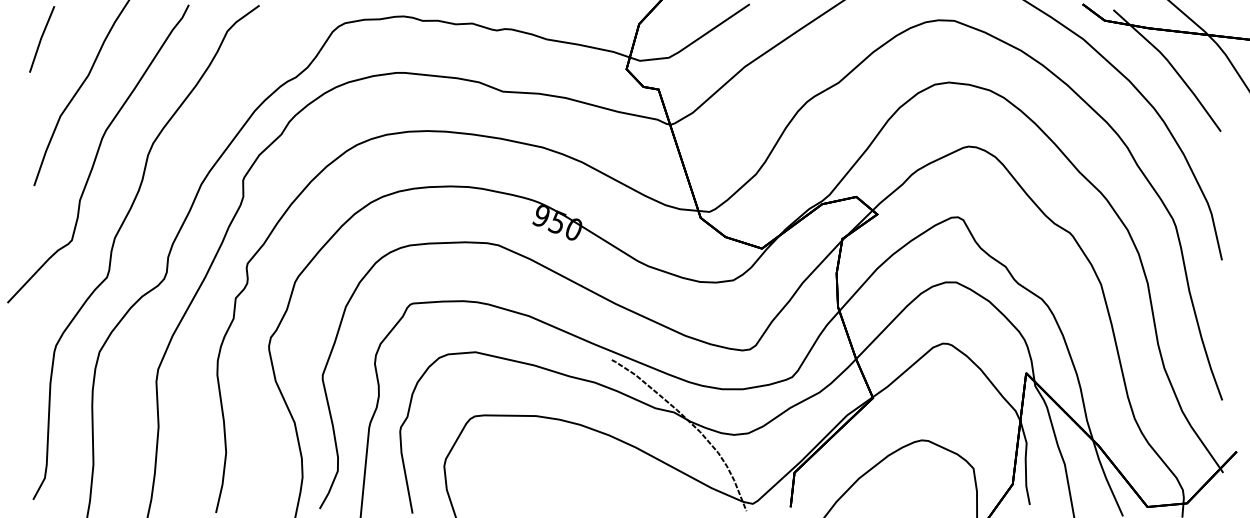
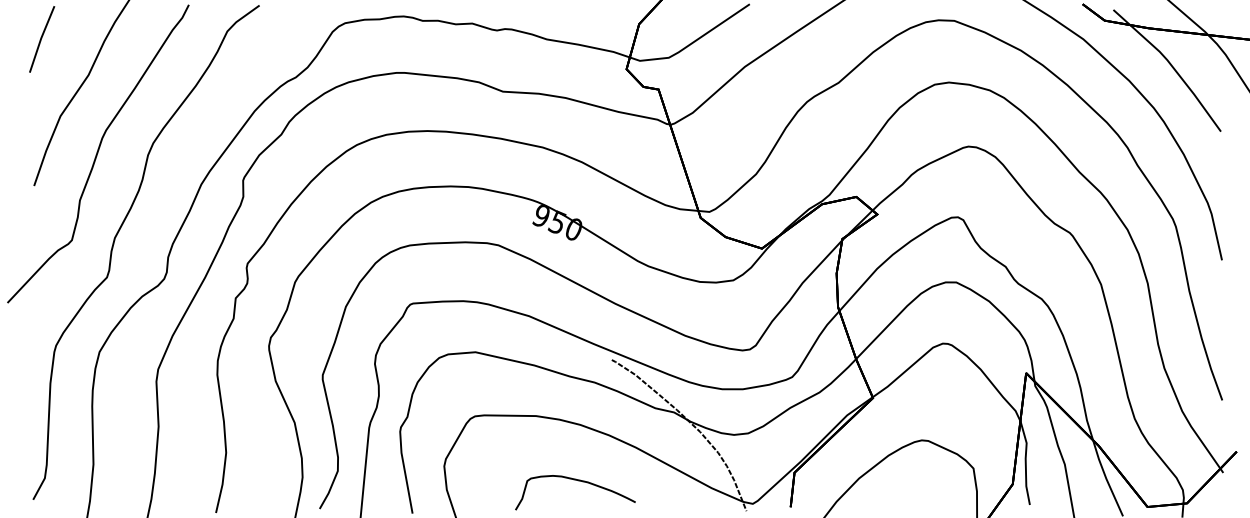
curve: none -> present (578, 481)
